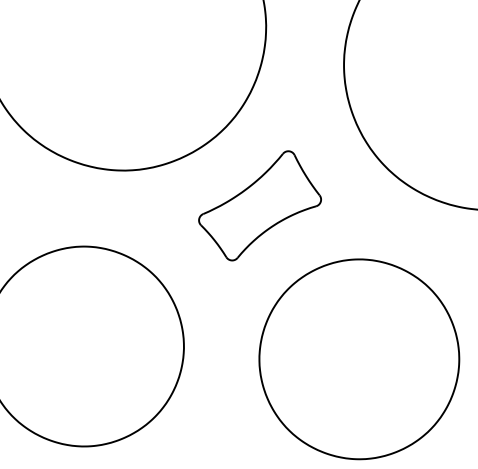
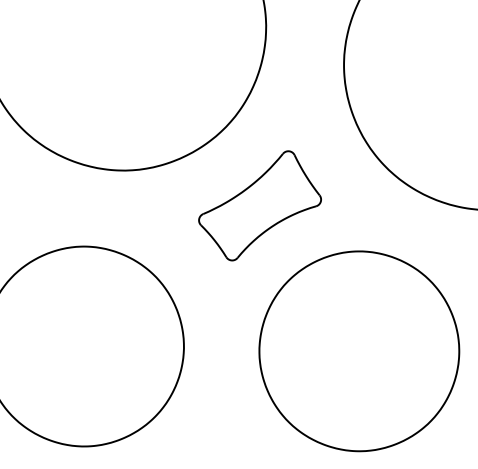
part position: (359, 359) -> (359, 351) (359, 351)
